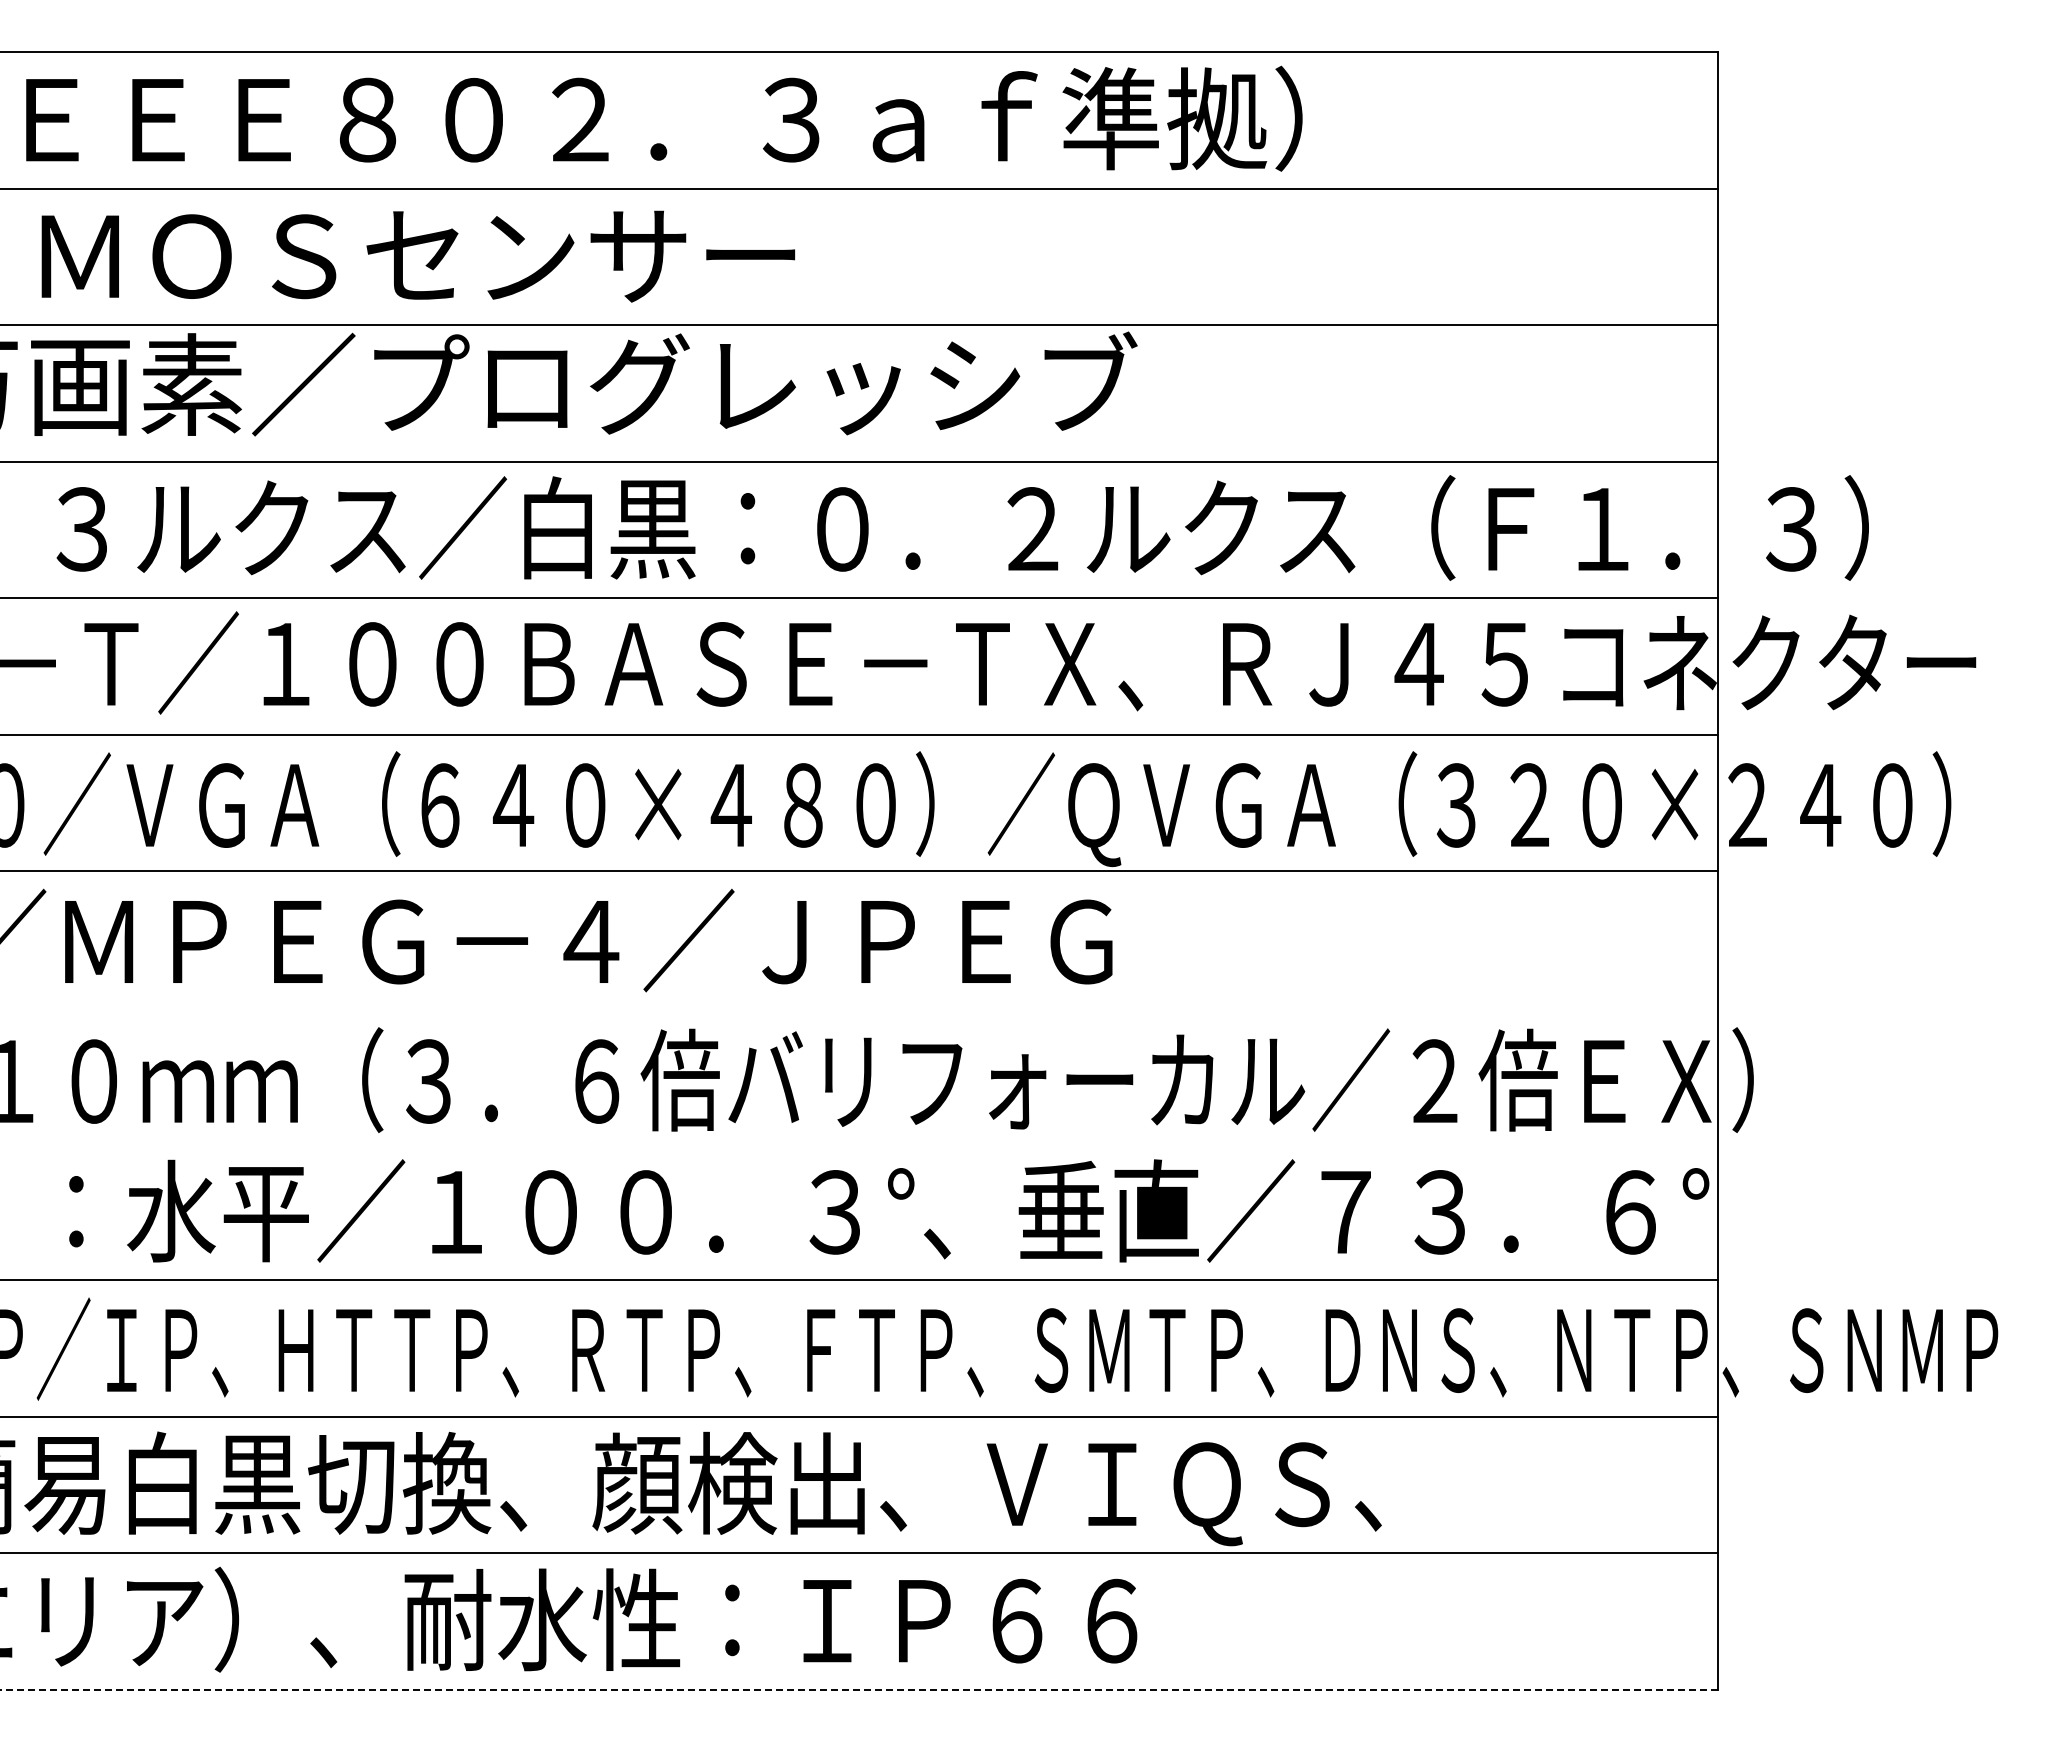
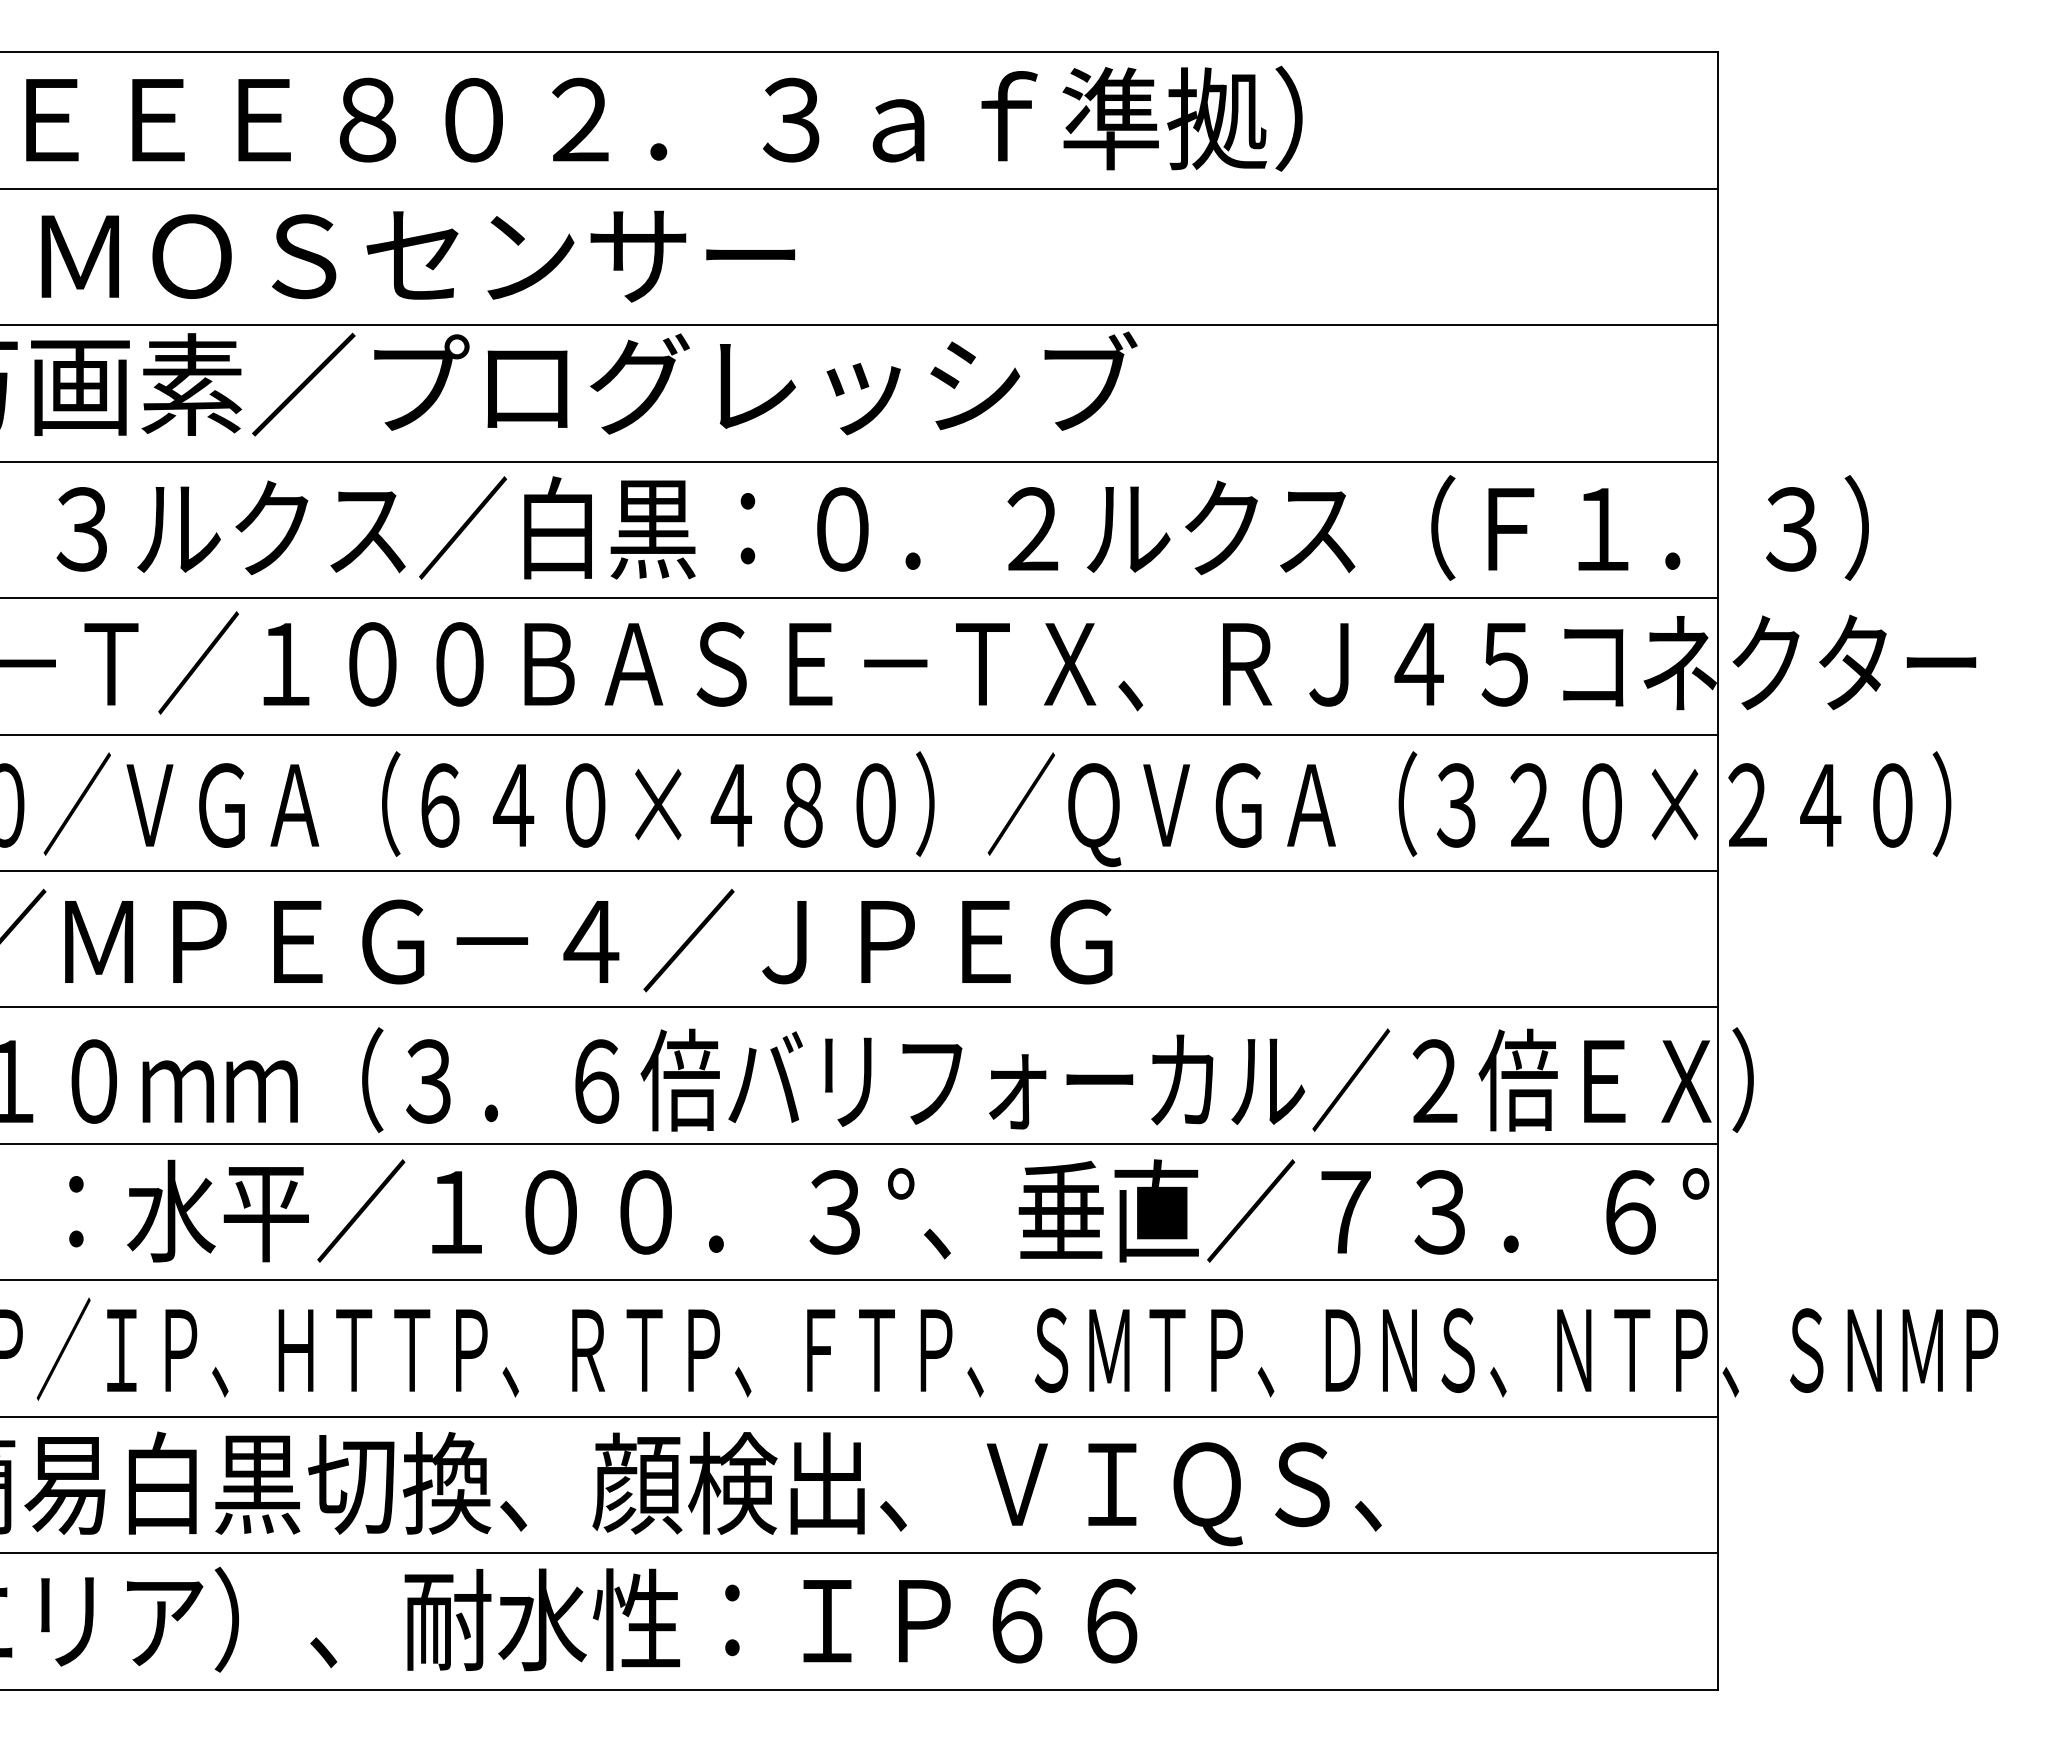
line: none -> present (860, 1007)
line: none -> present (860, 1143)
line: dashed -> solid (859, 1689)
